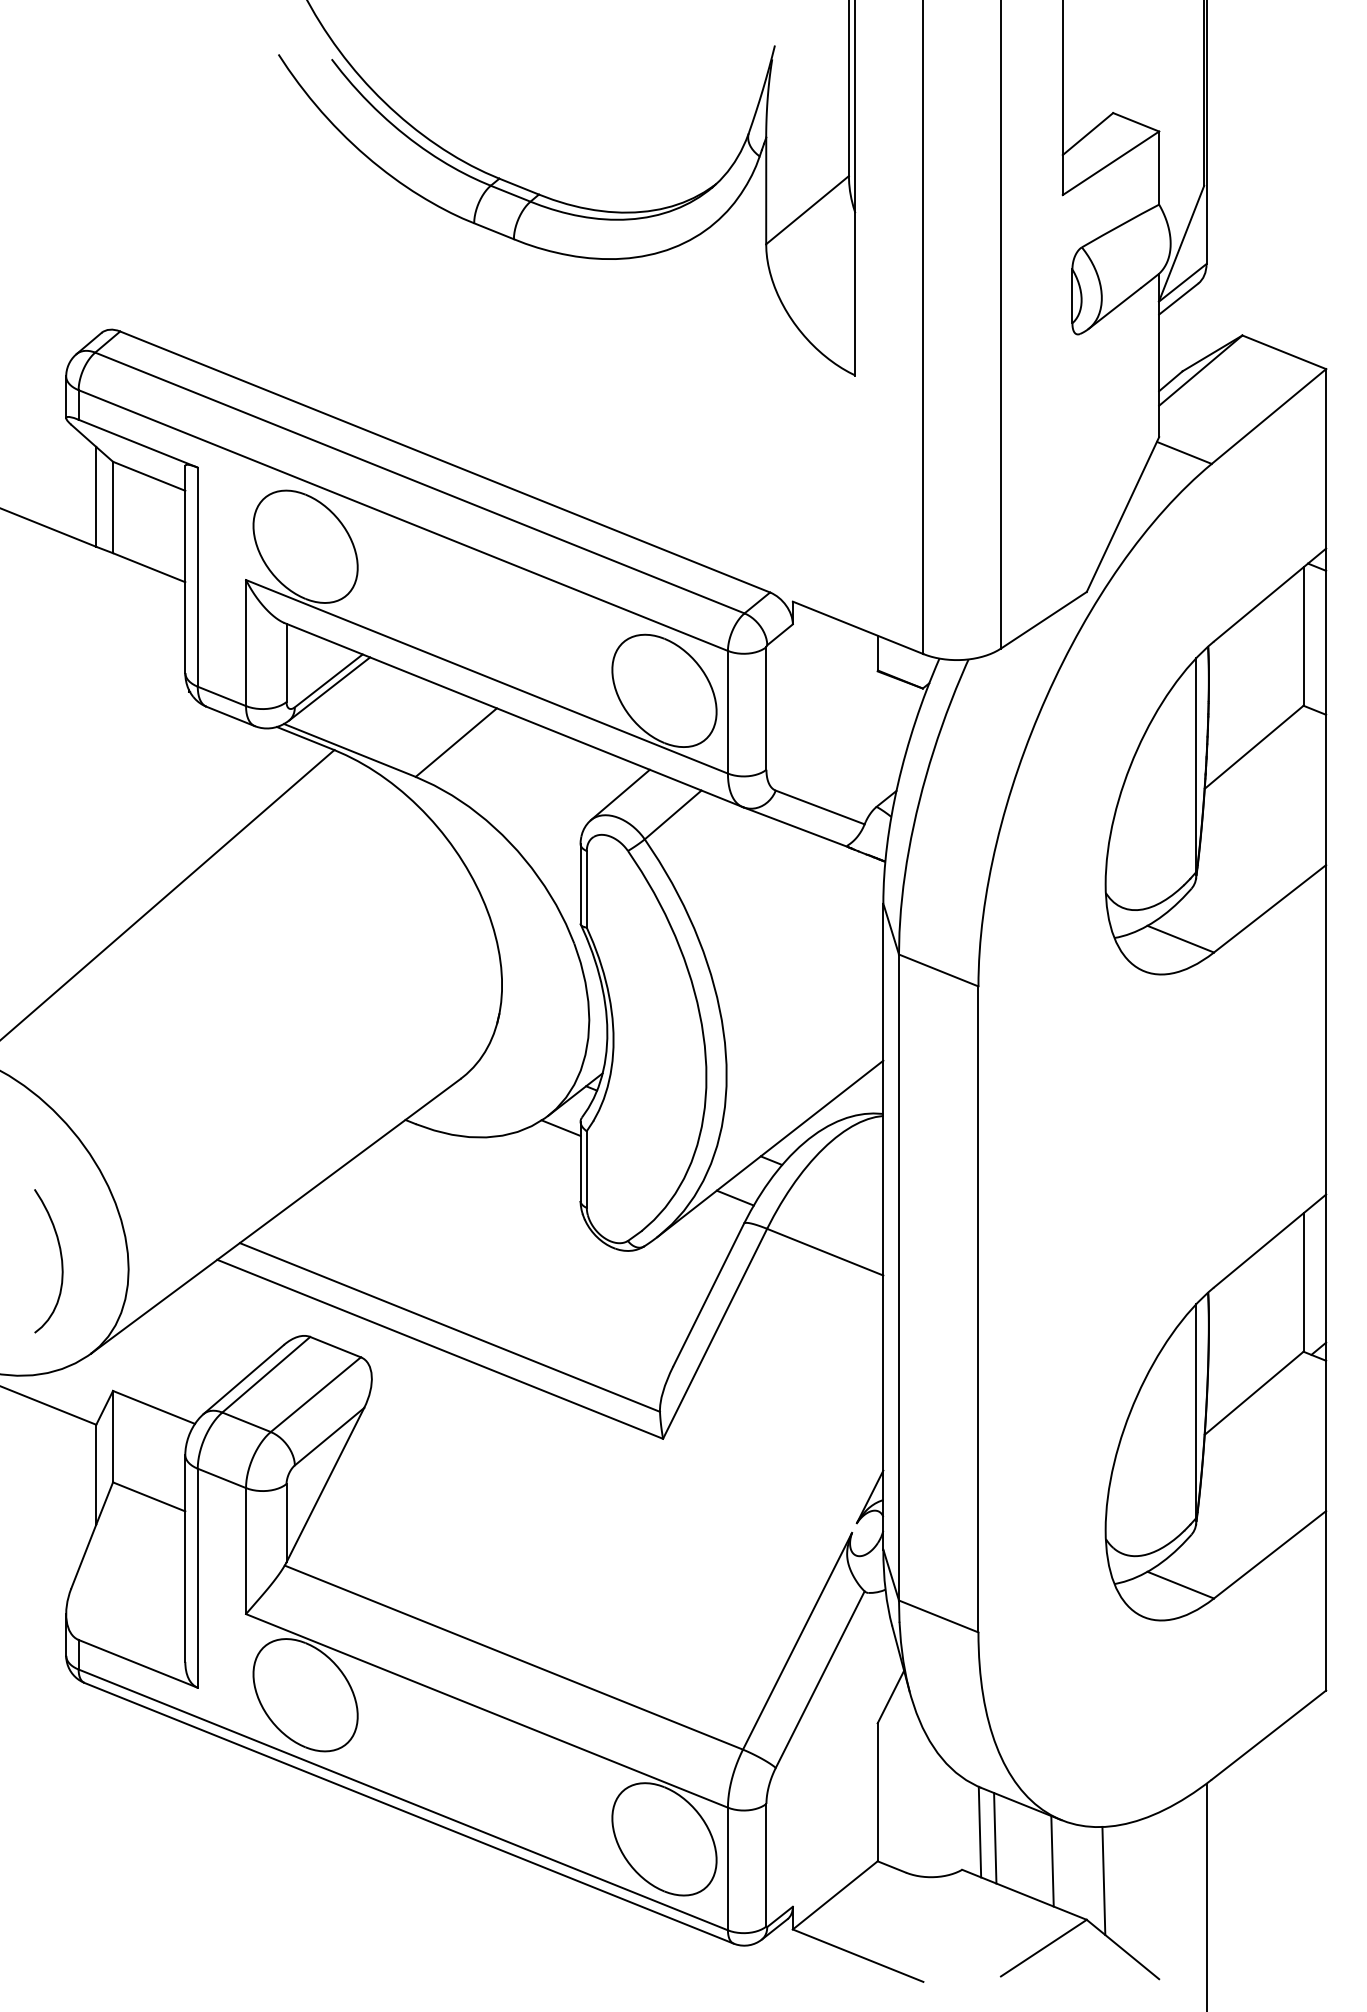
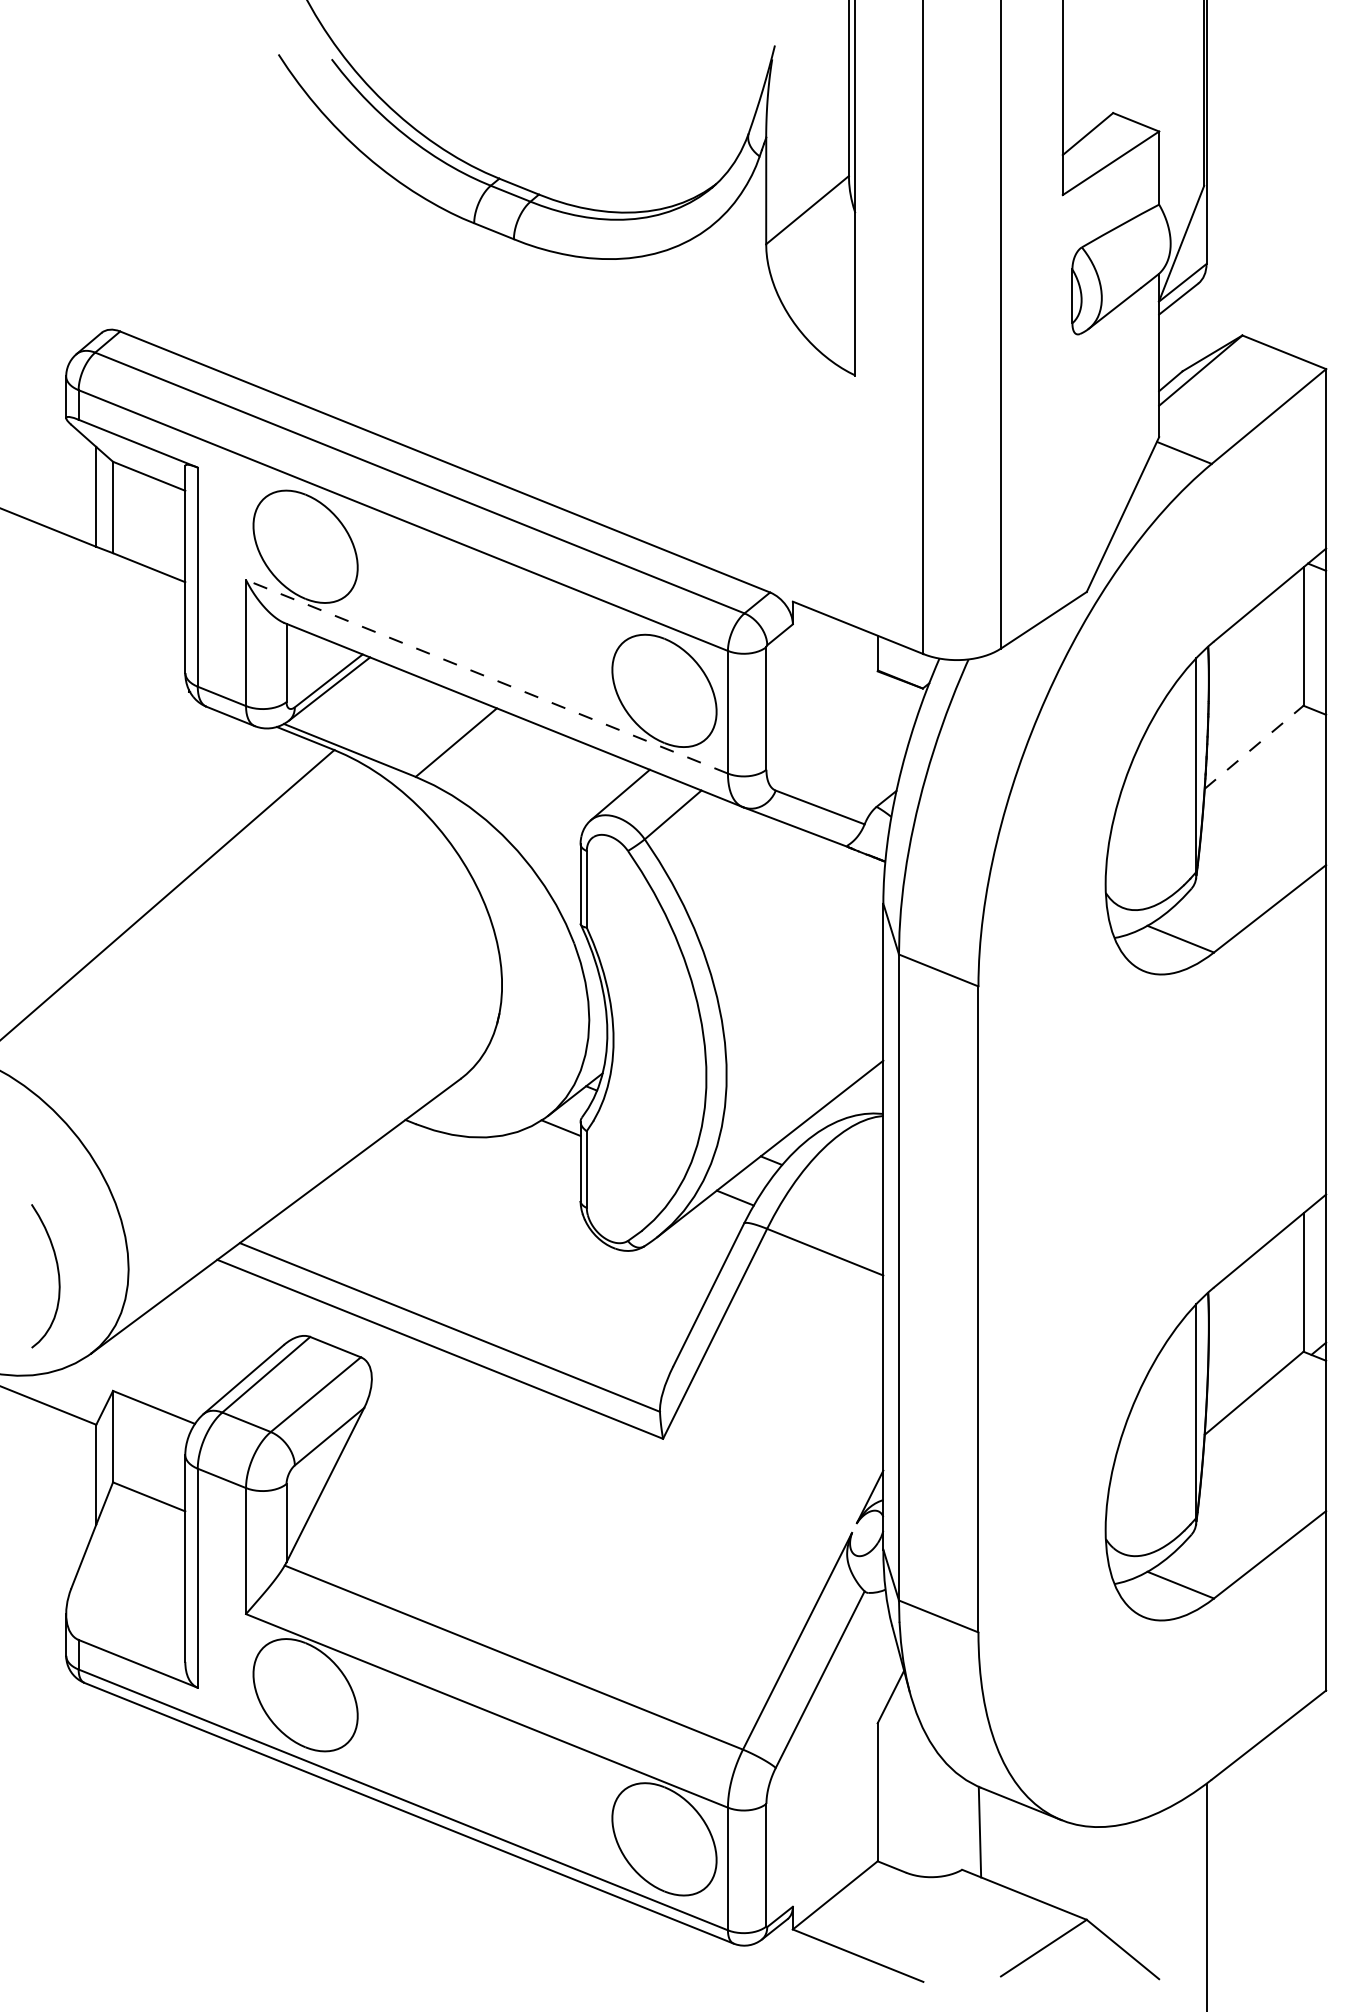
line: solid -> dashed (486, 676)
line: solid -> dashed (1254, 747)
curve position: (60, 1258) -> (57, 1273) (57, 1273)
line: present -> none (995, 1838)
line: present -> none (1052, 1861)
line: present -> none (1103, 1880)
